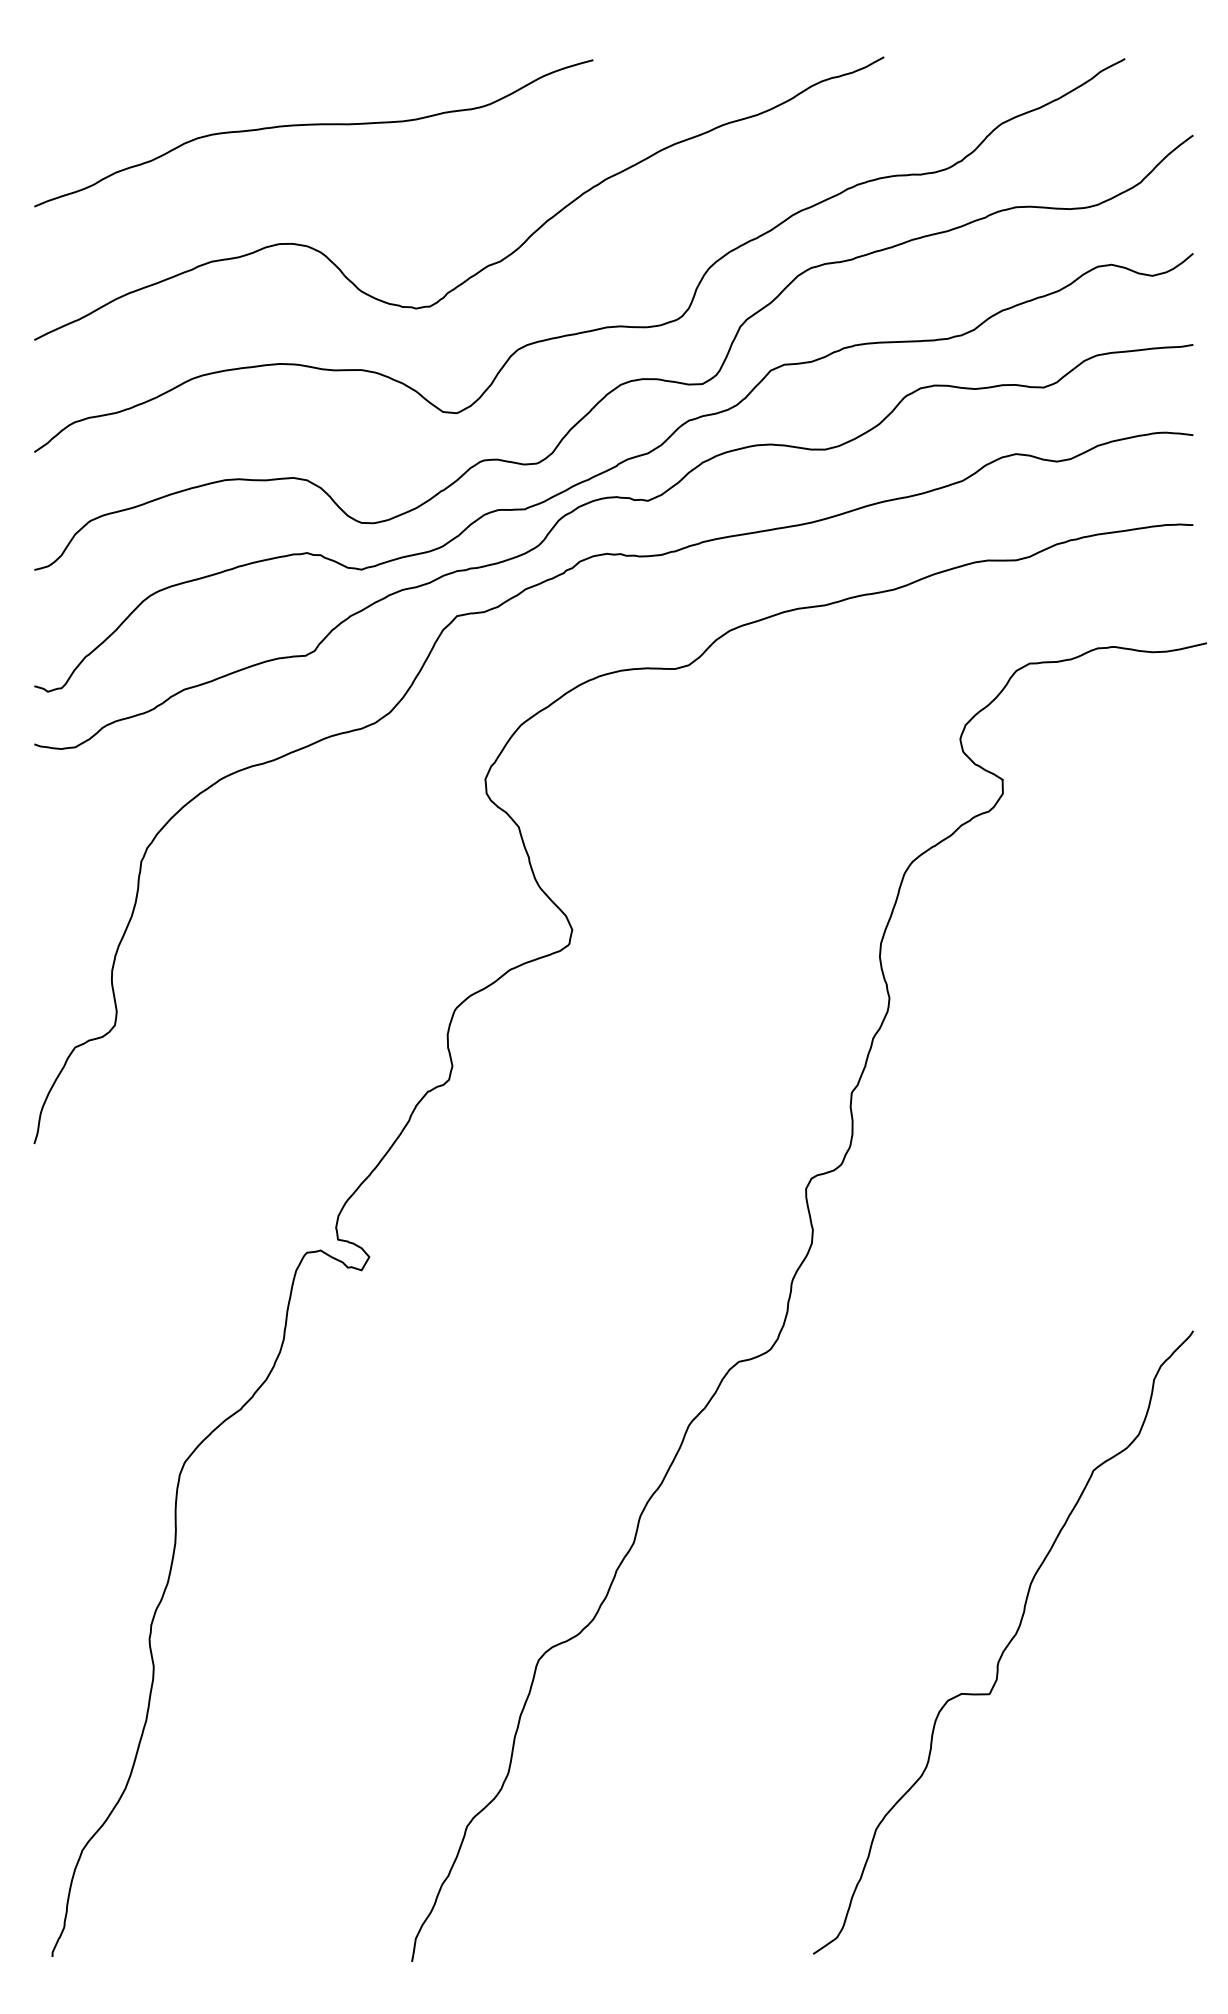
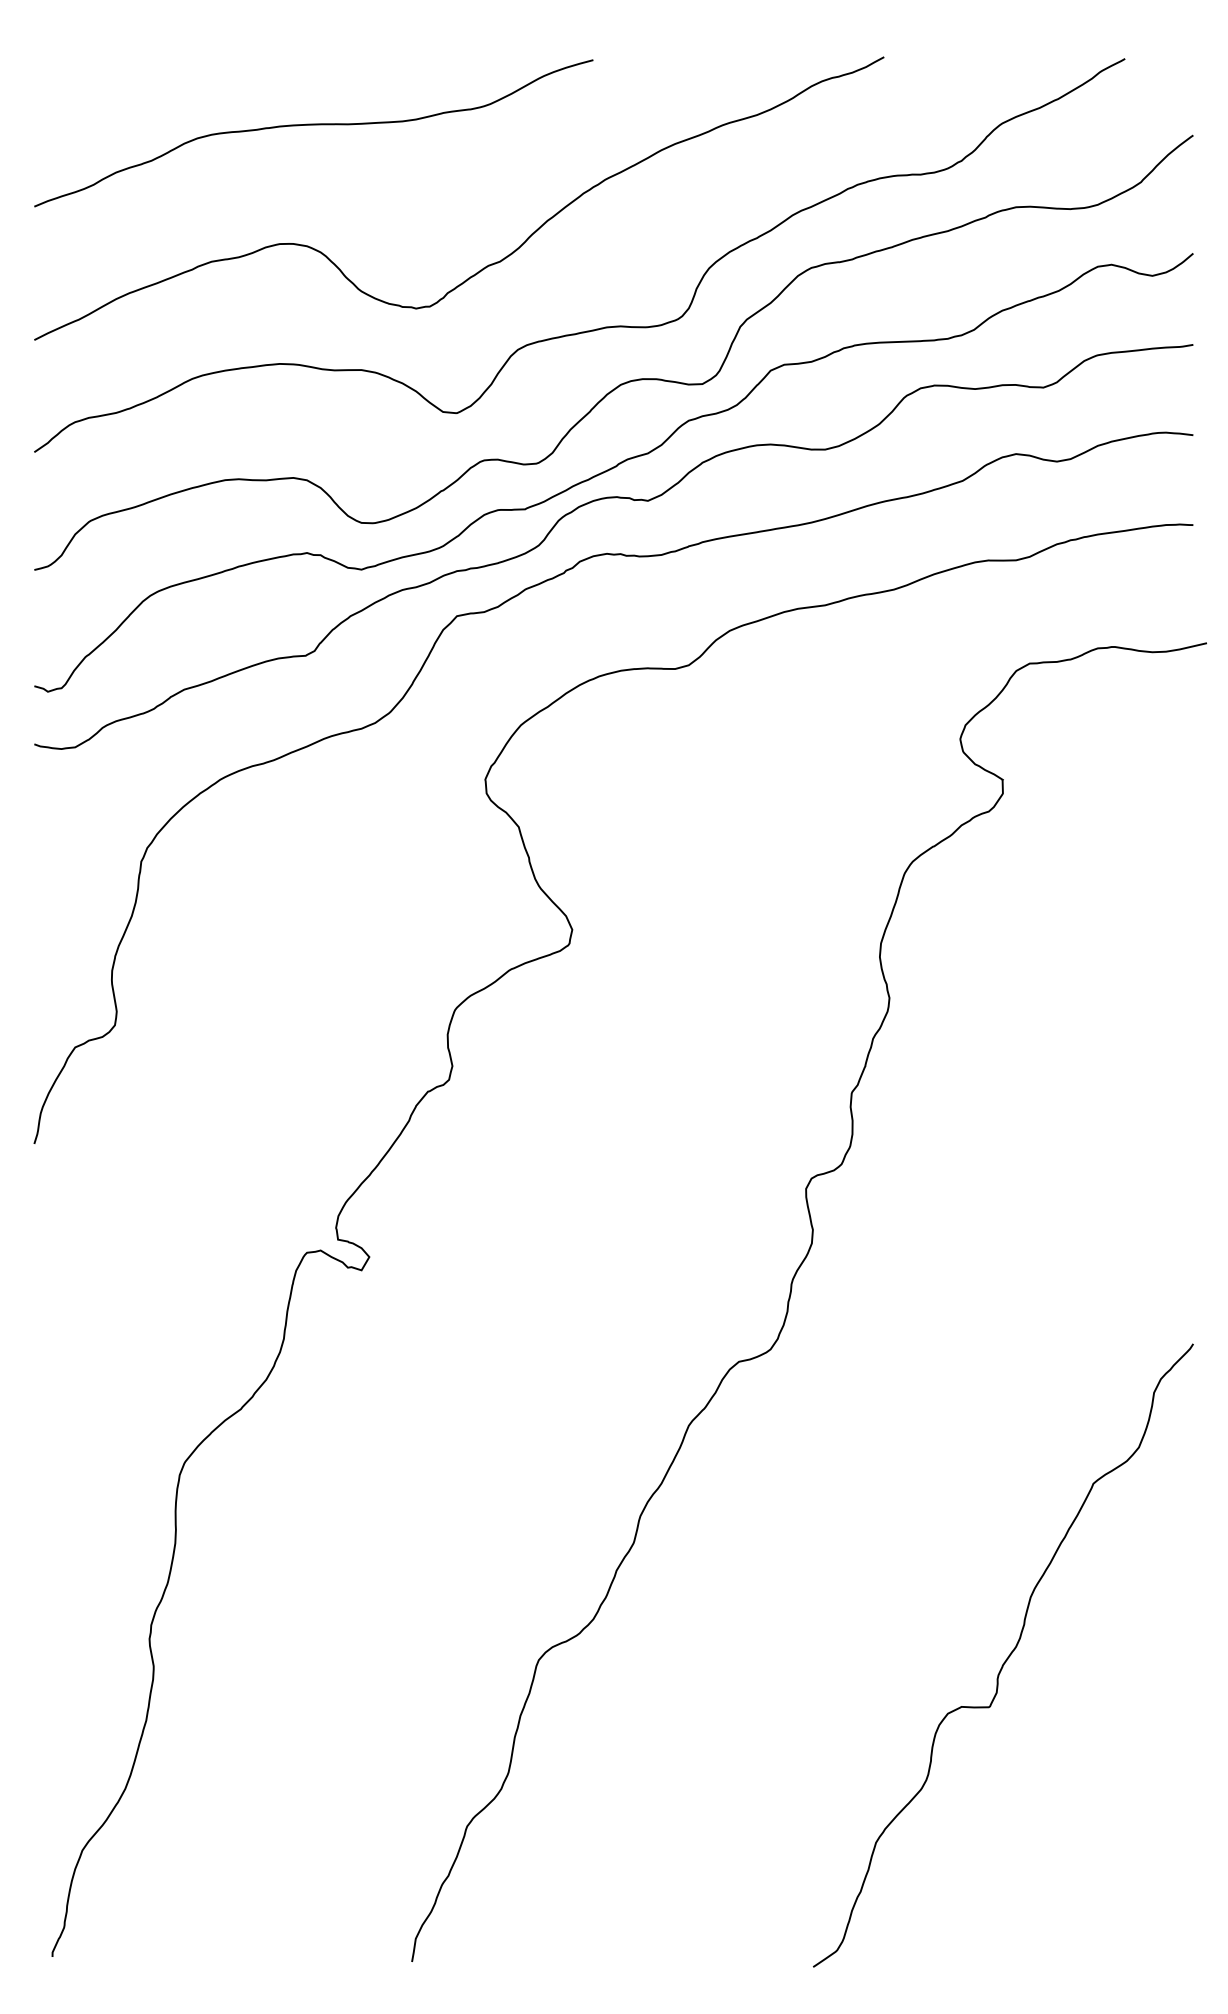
curve position: (1006, 1645) -> (1006, 1658) (1006, 1658)
